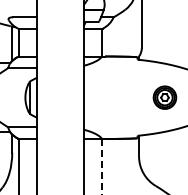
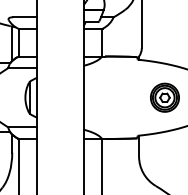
part size: 26x25 px -> 30x31 px (164, 97)
line: dashed -> solid (101, 166)
